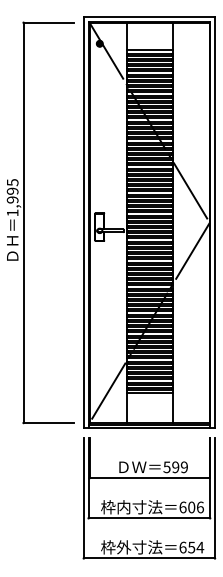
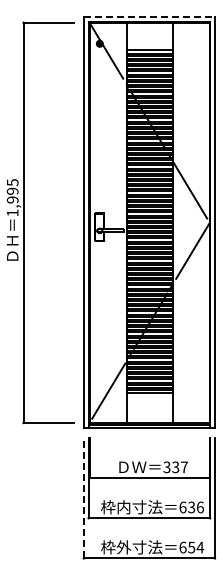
line: solid -> dashed (149, 17)
text: 599 -> 337 (175, 467)
line: solid -> dashed (83, 497)
text: 606 -> 636 (191, 507)
